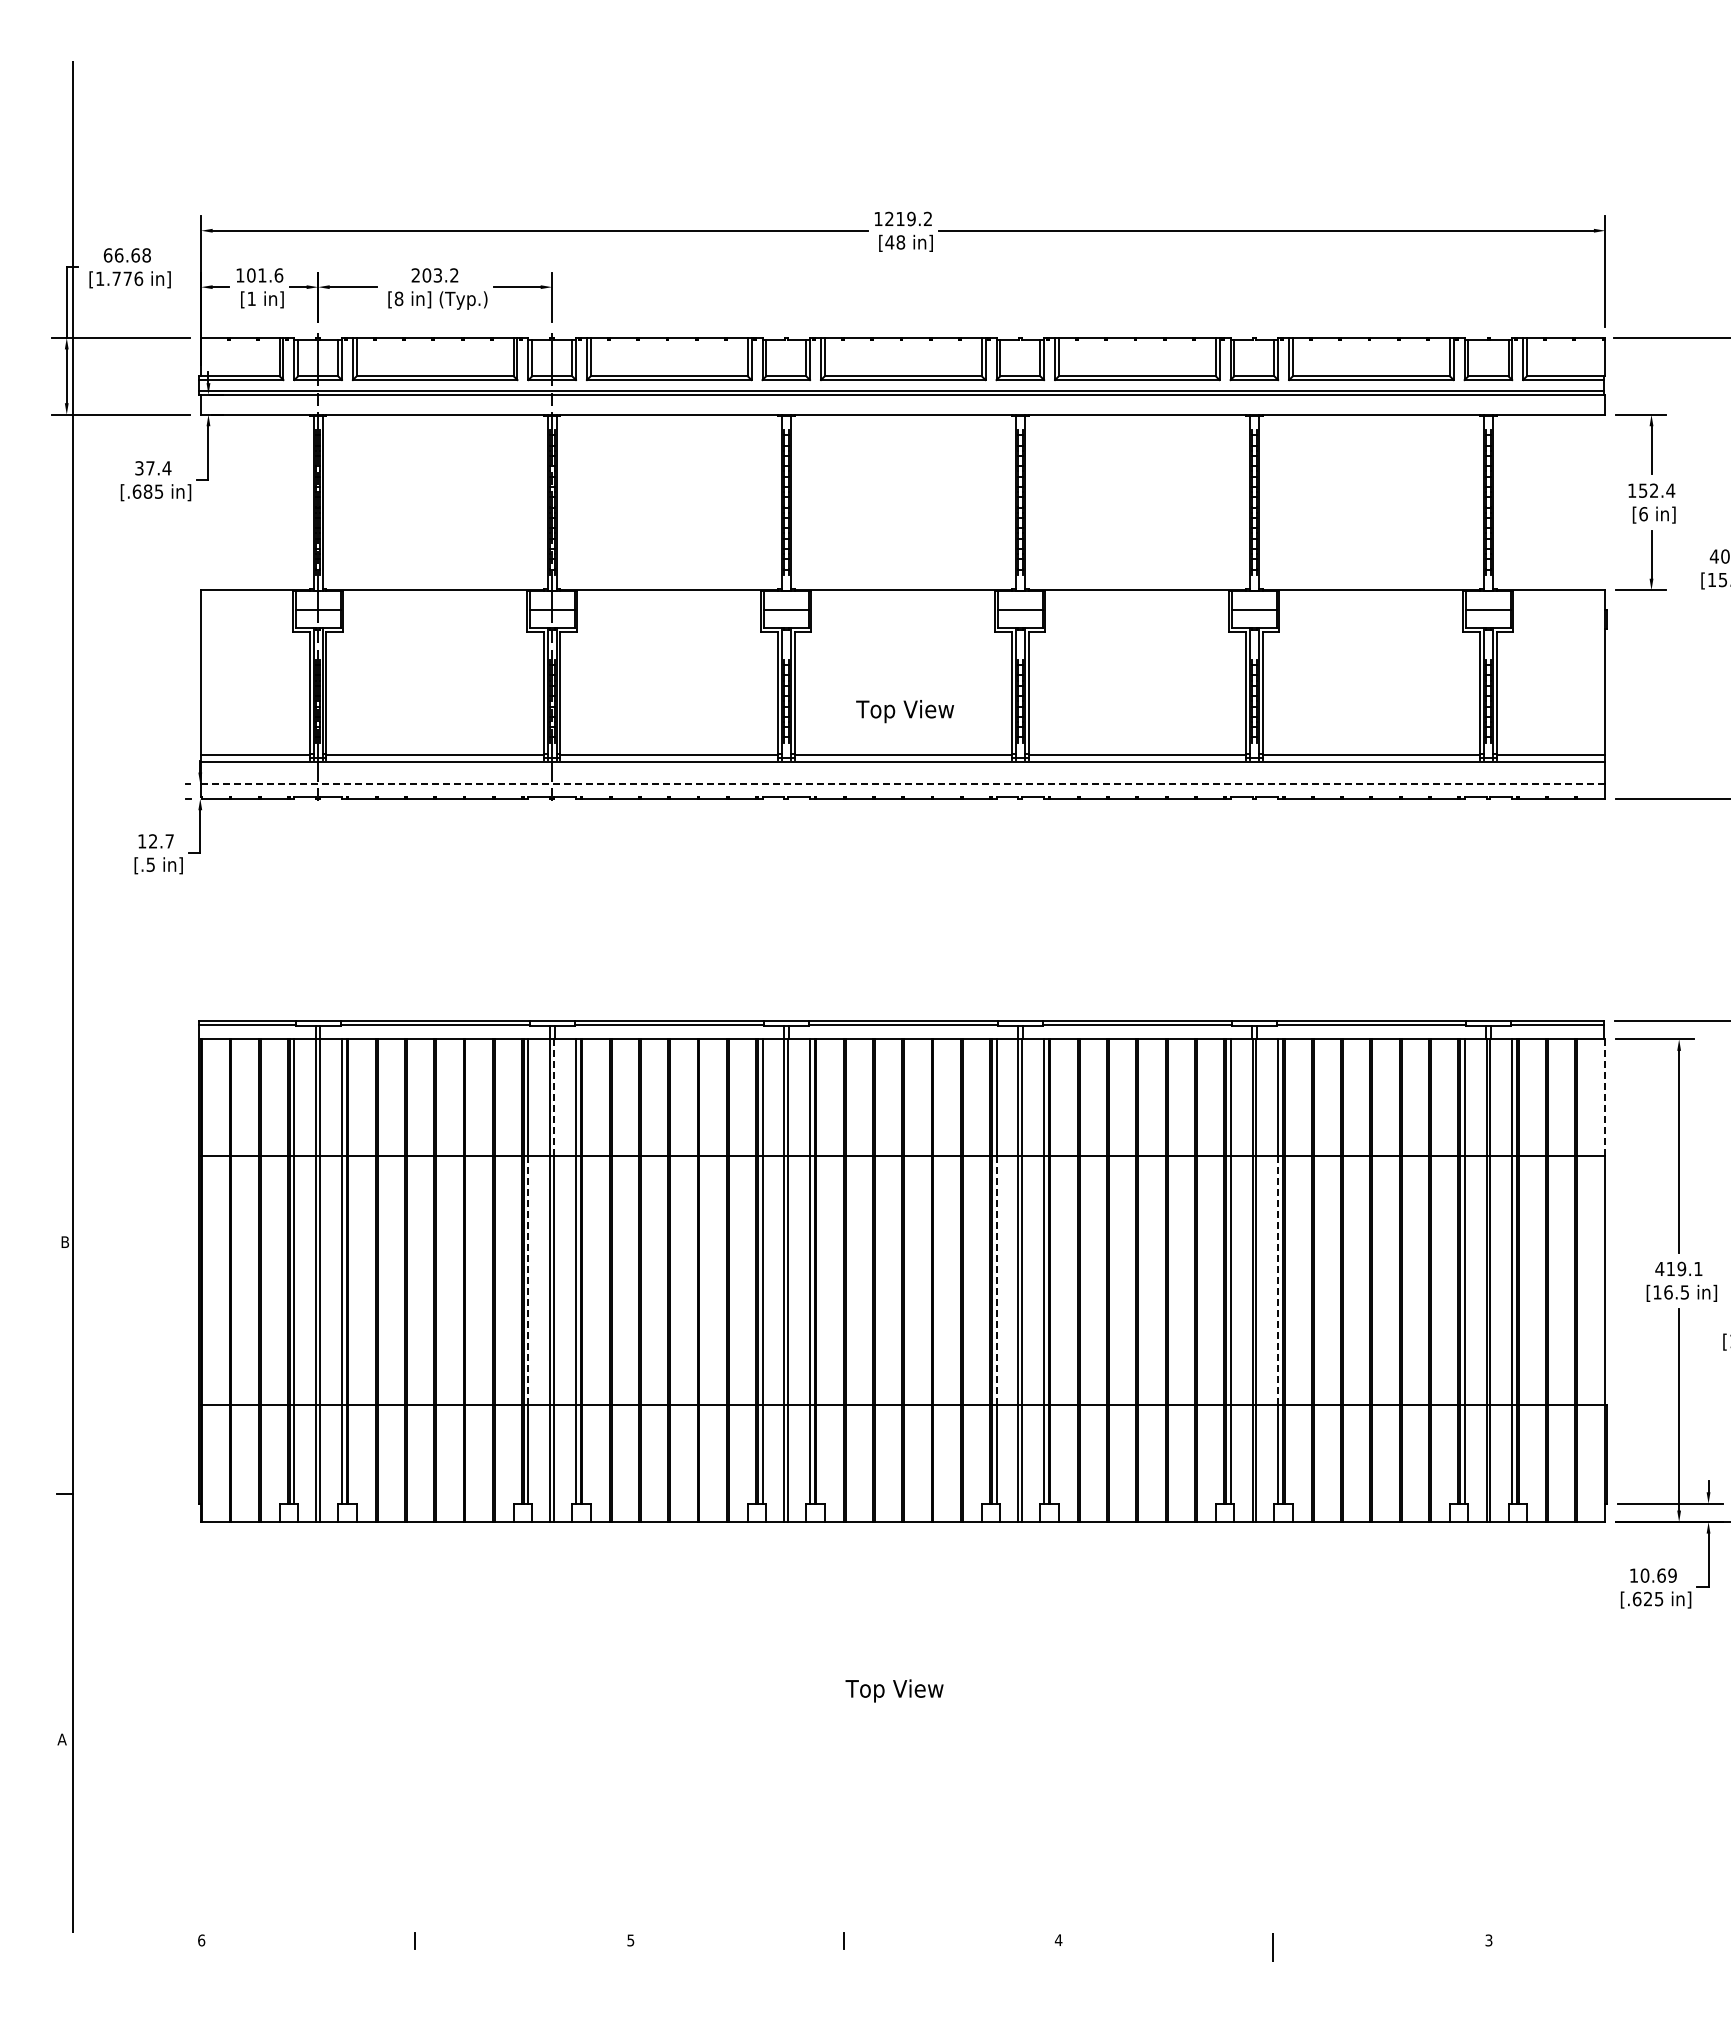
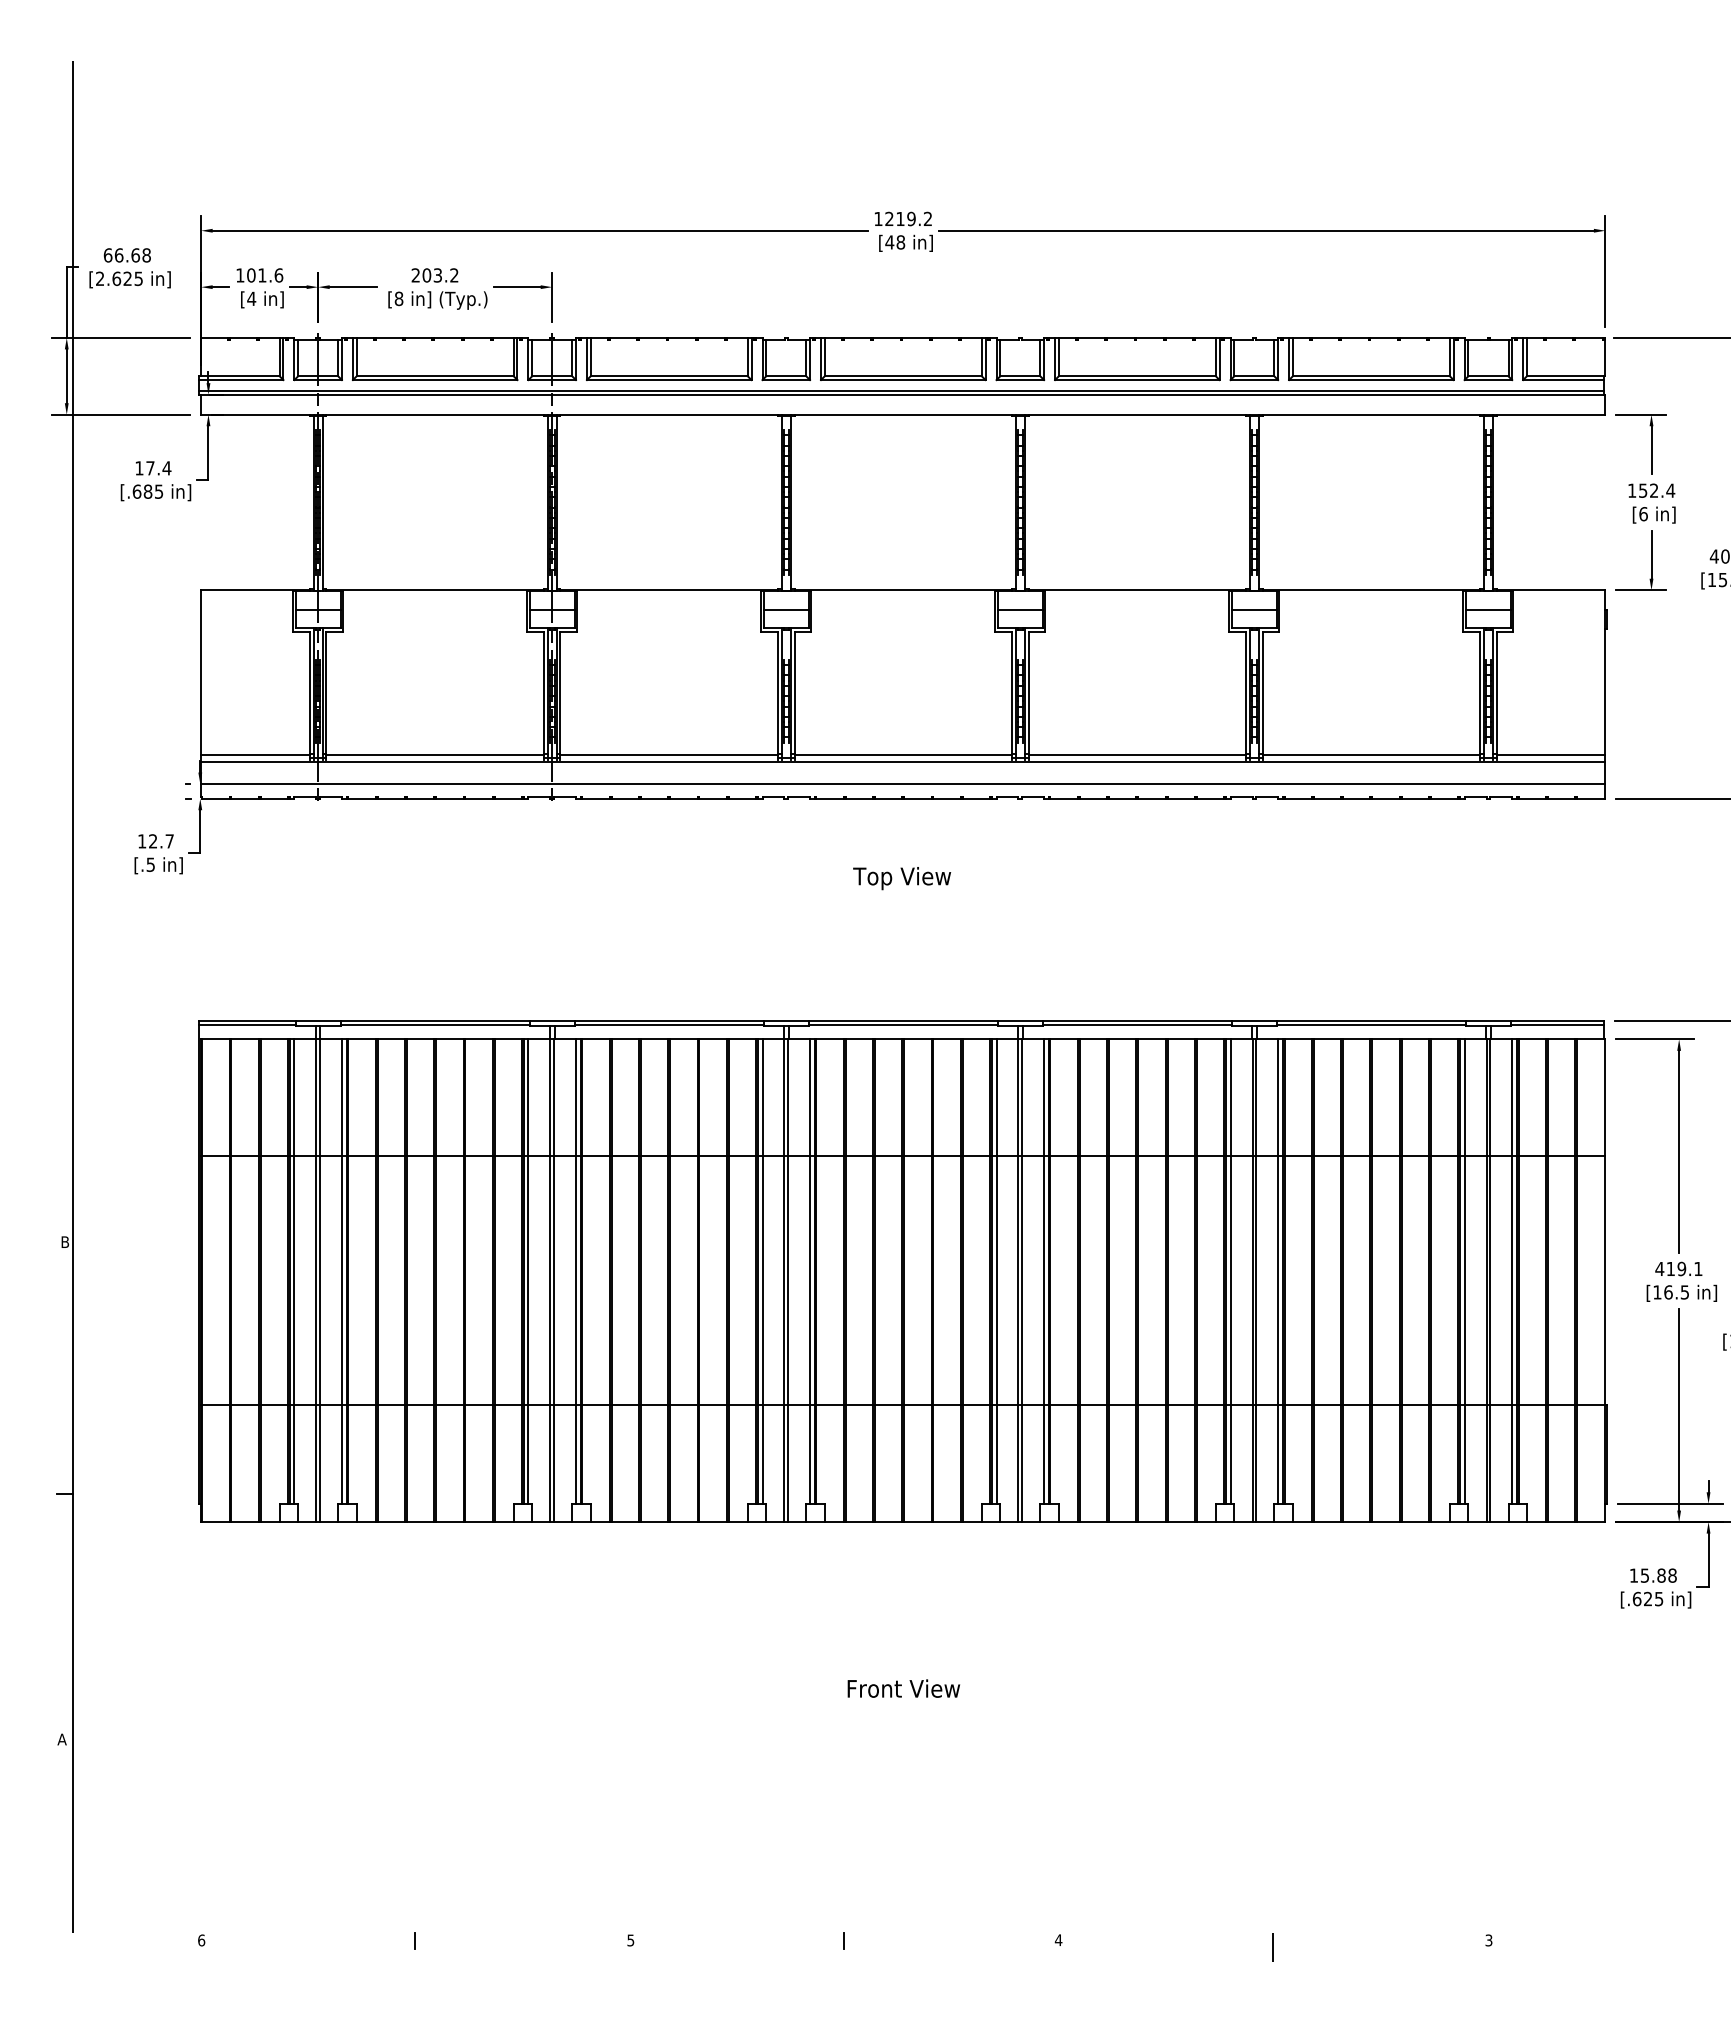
text: [1.776 -> [2.625 (119, 278)
text: [1 -> [4 (251, 298)
text: 37.4 -> 17.4 (139, 468)
text position: (905, 711) -> (902, 878) (902, 878)
line: dashed -> solid (903, 784)
line: dashed -> solid (554, 1097)
line: dashed -> solid (1605, 1097)
line: dashed -> solid (528, 1280)
line: dashed -> solid (996, 1280)
line: dashed -> solid (1278, 1281)
text: 10.69 -> 15.88 (1658, 1575)
text: Top View -> Front View (902, 1690)
